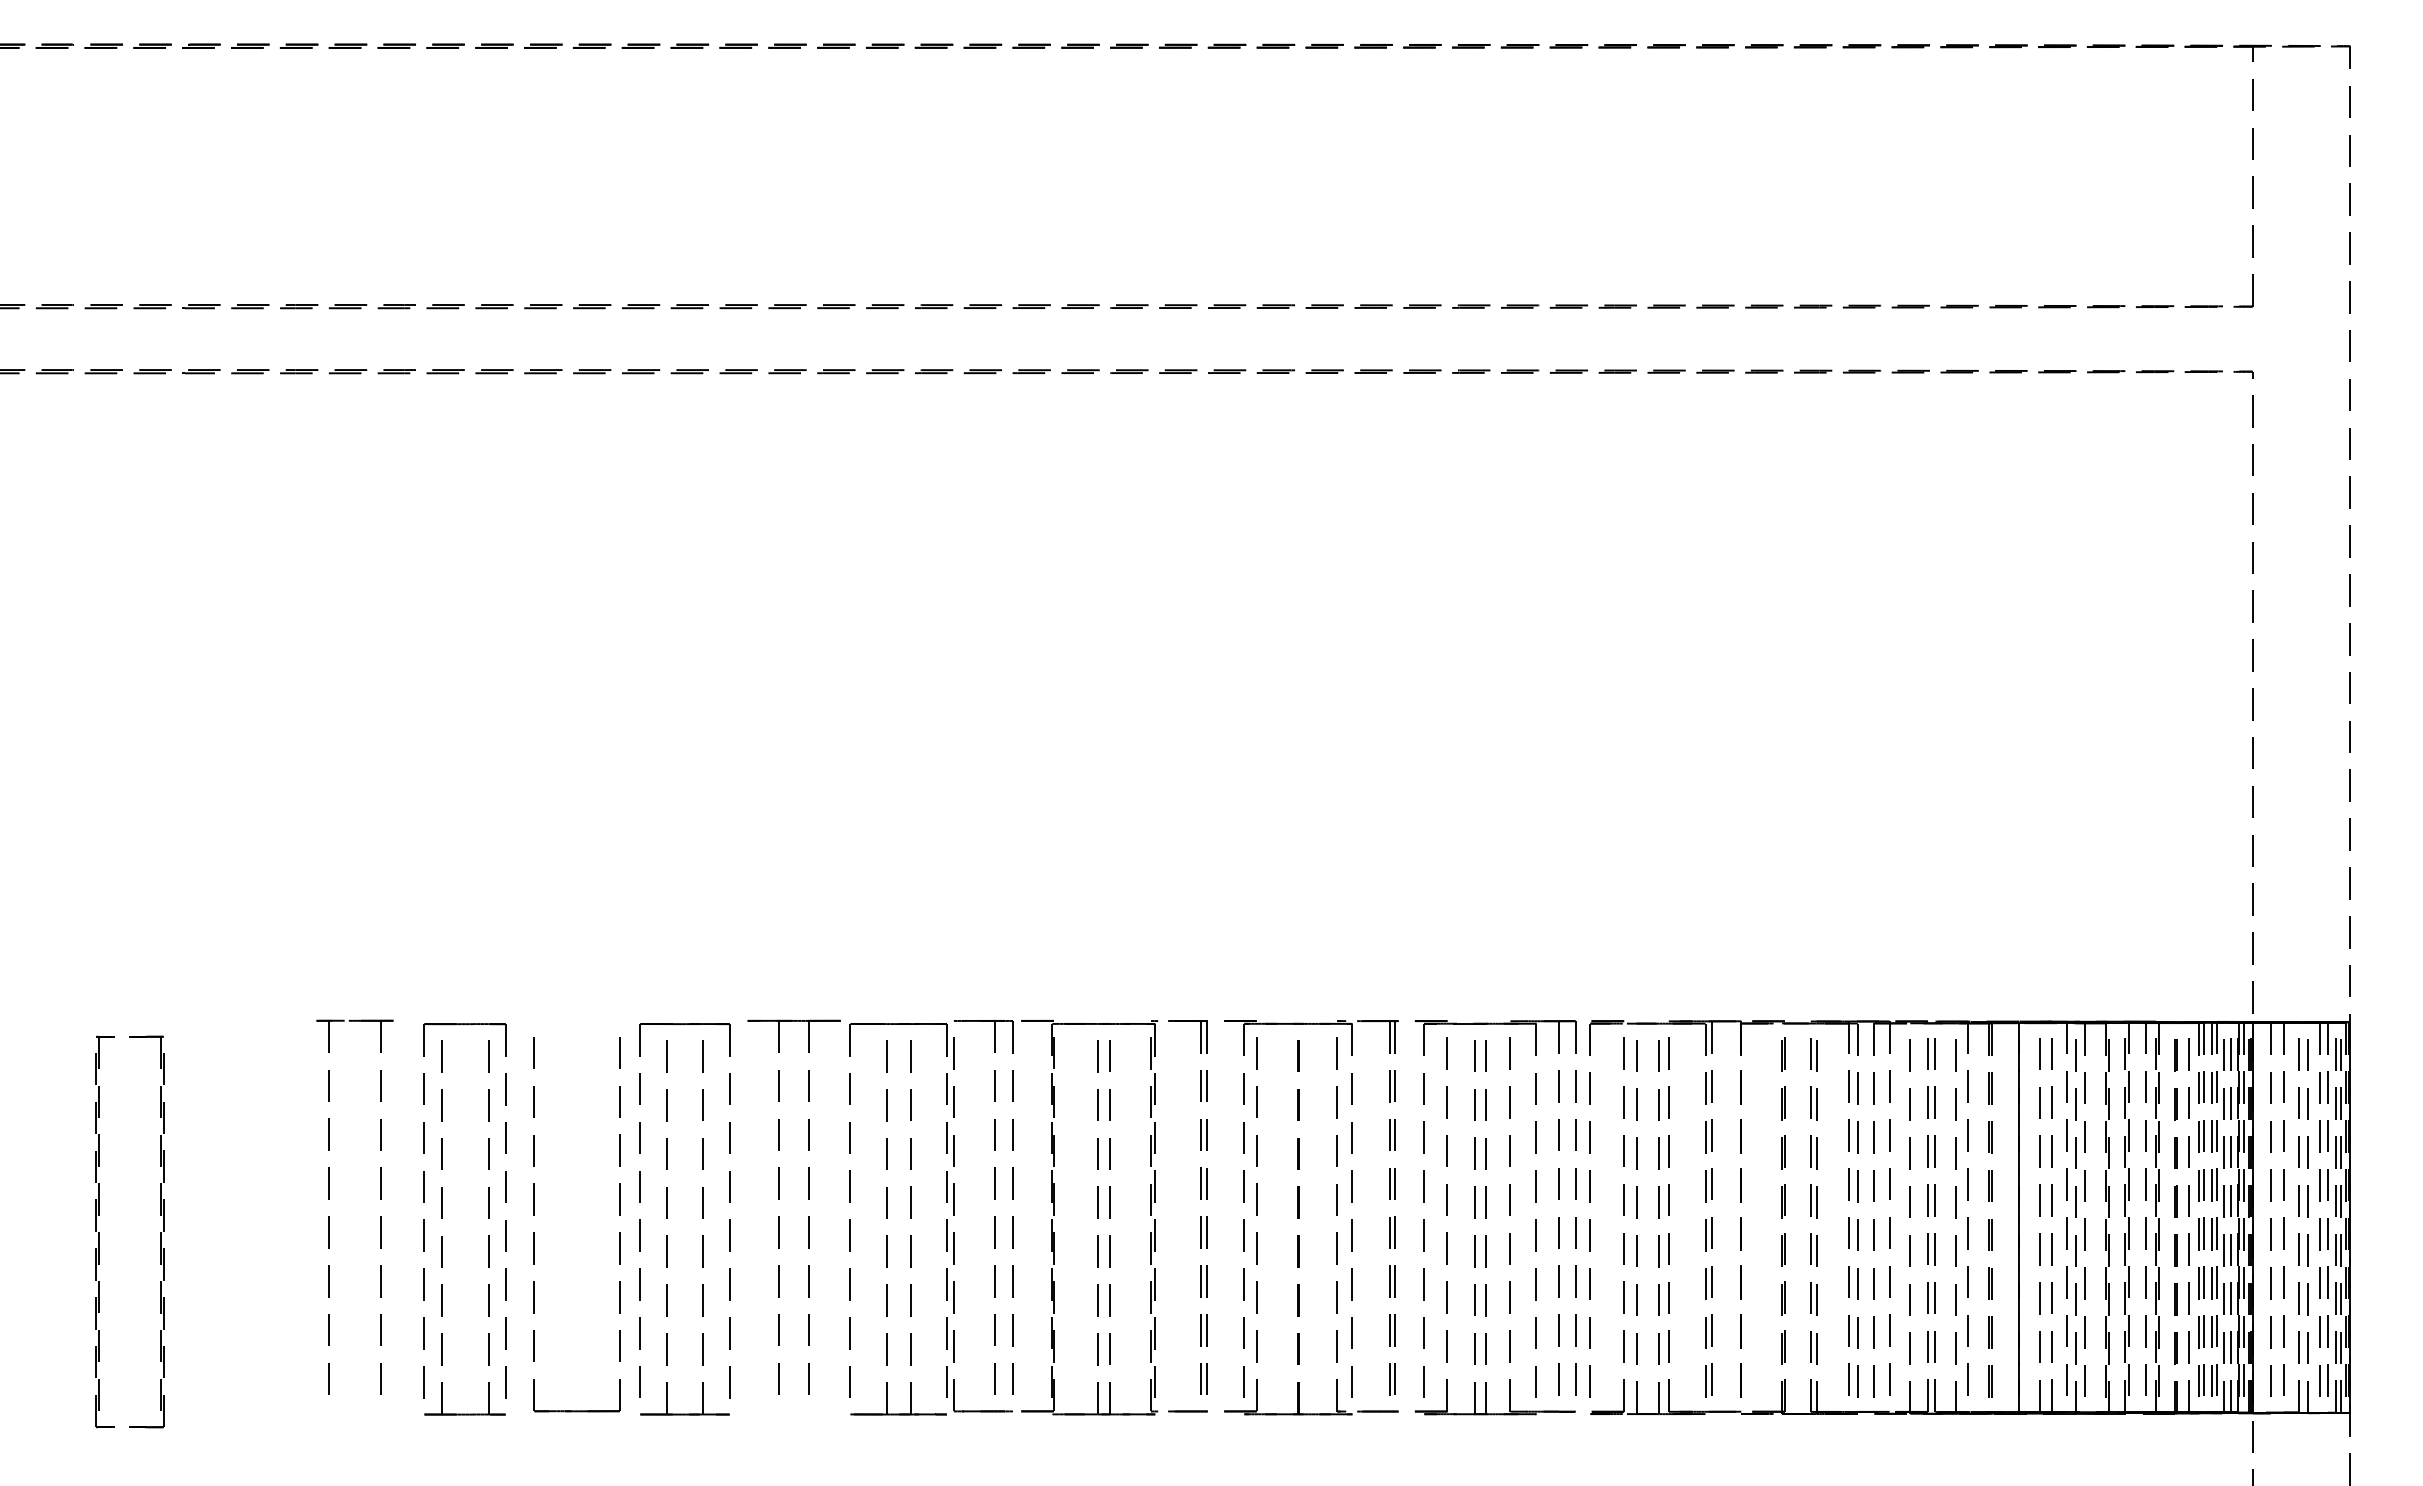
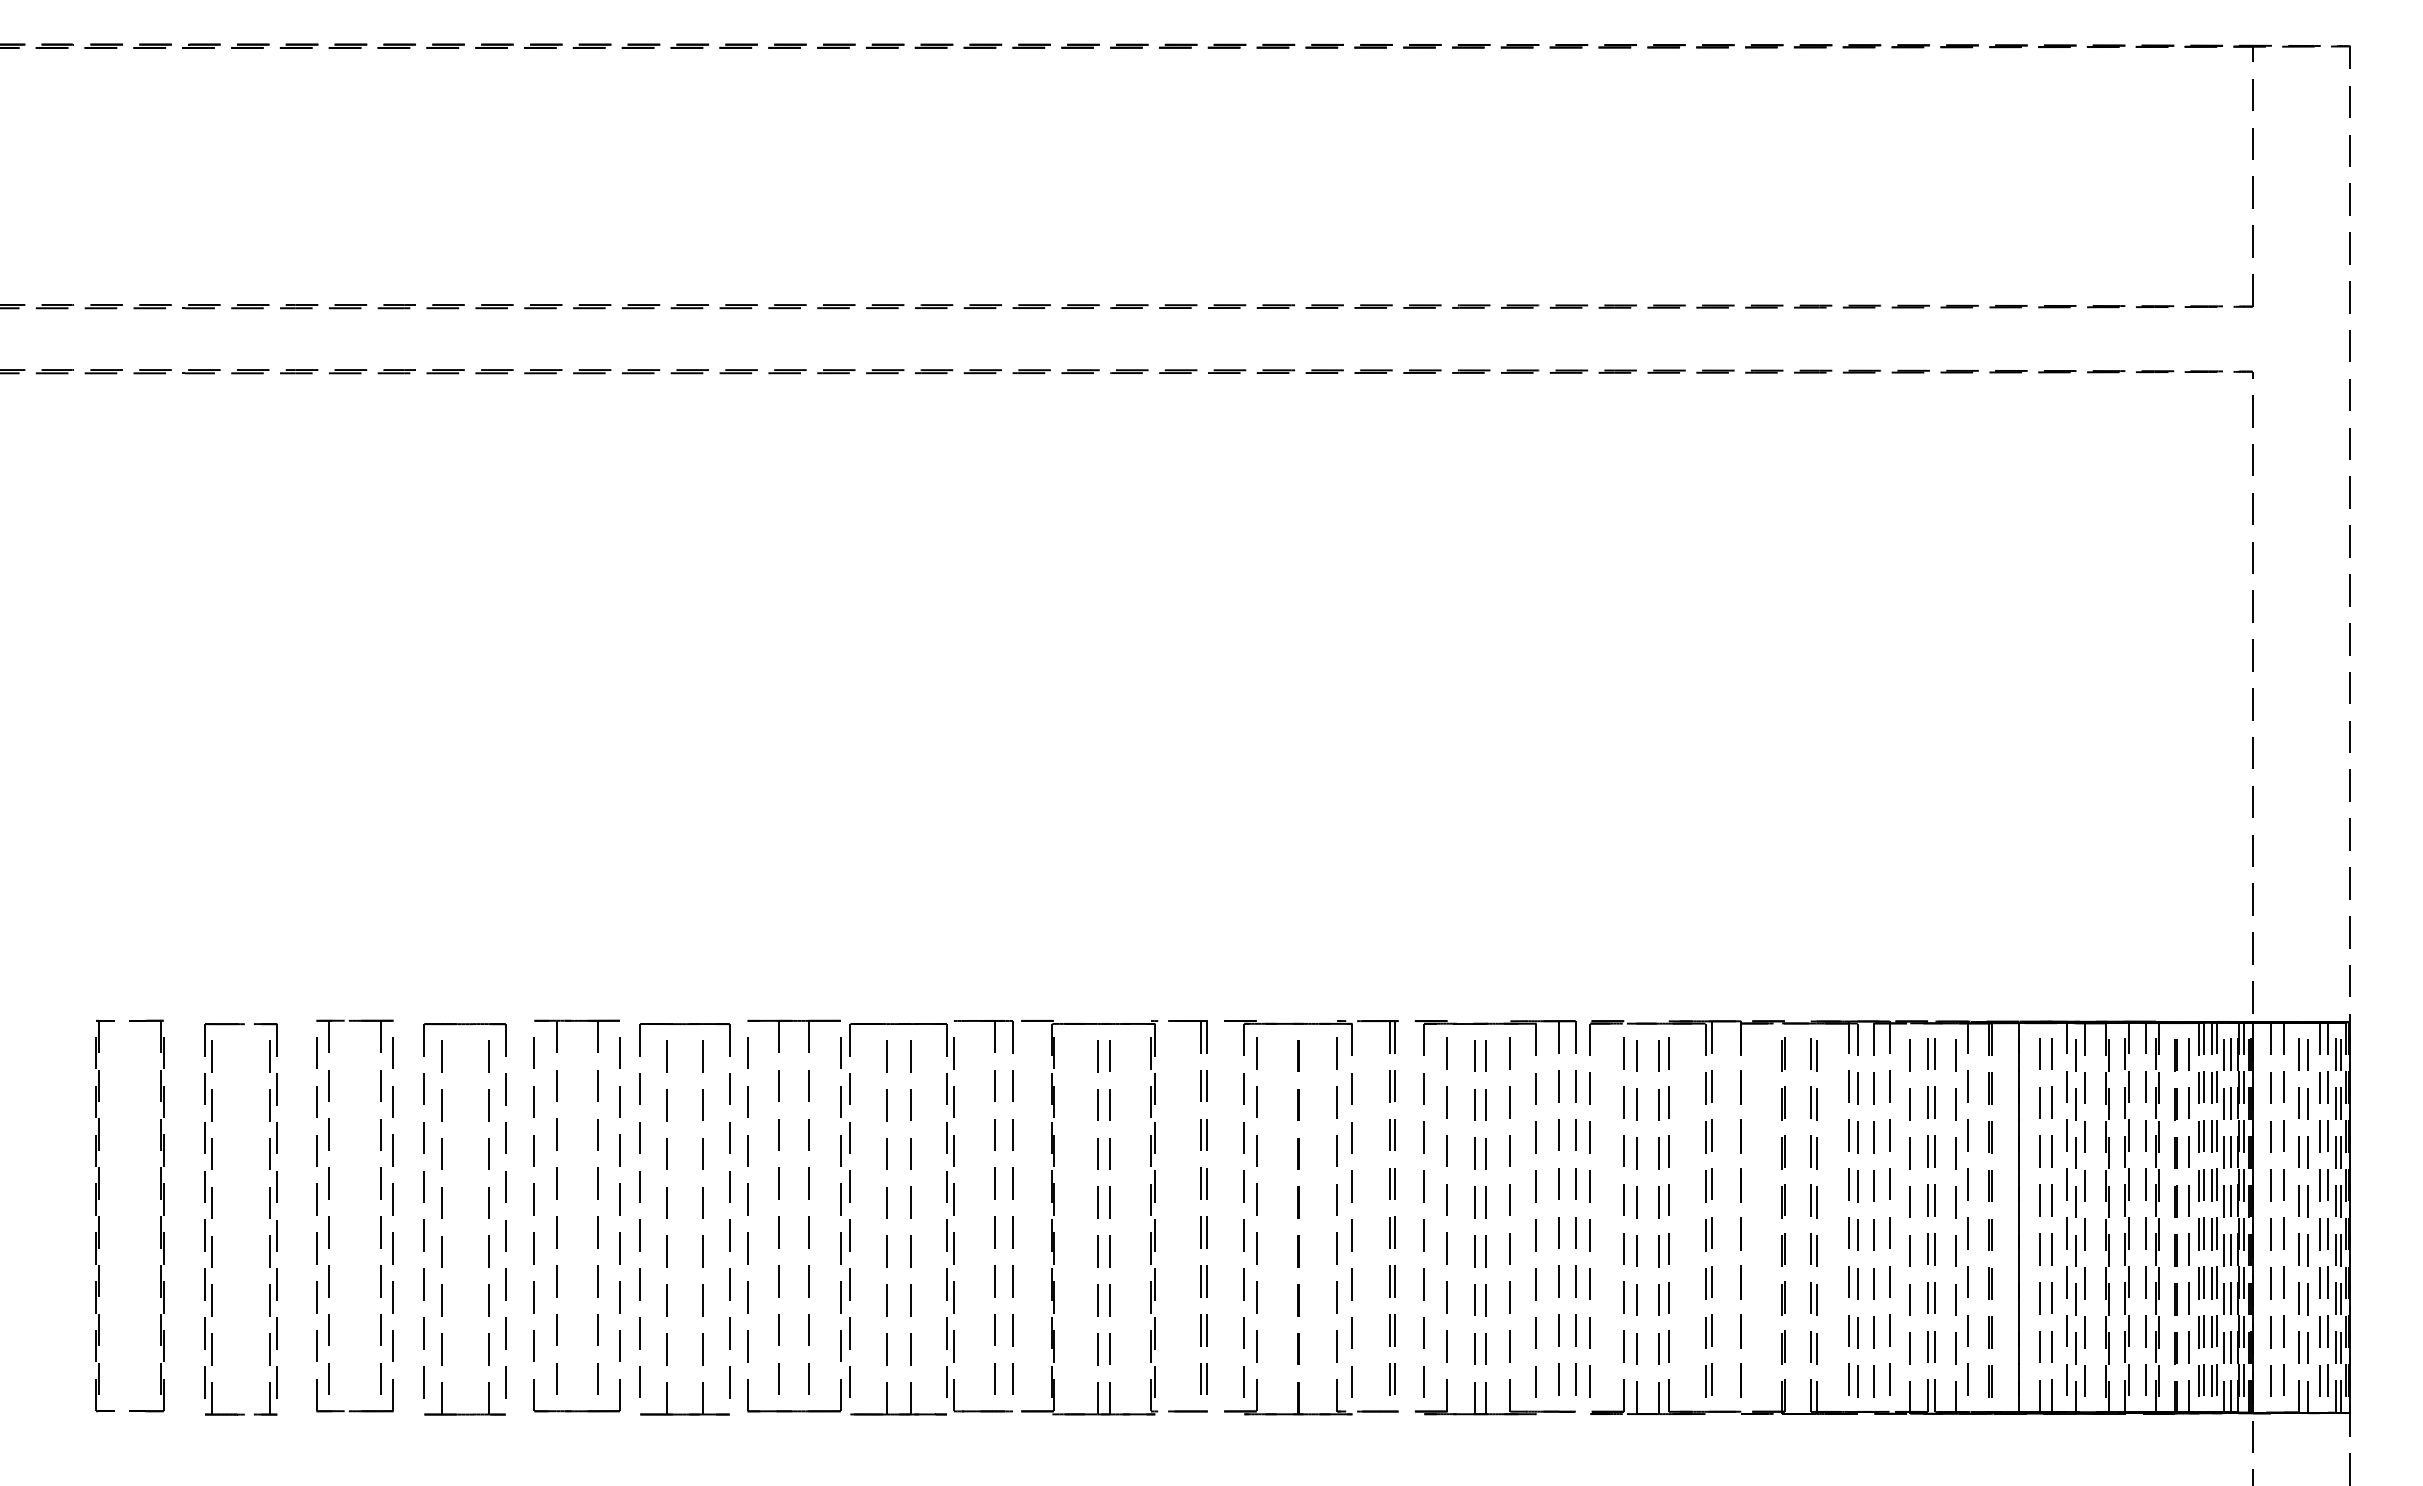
part: none -> present (557, 1199)
part: none -> present (212, 1218)
part position: (99, 1232) -> (99, 1216) (99, 1216)
part: none -> present (317, 1232)
part: none -> present (748, 1232)
